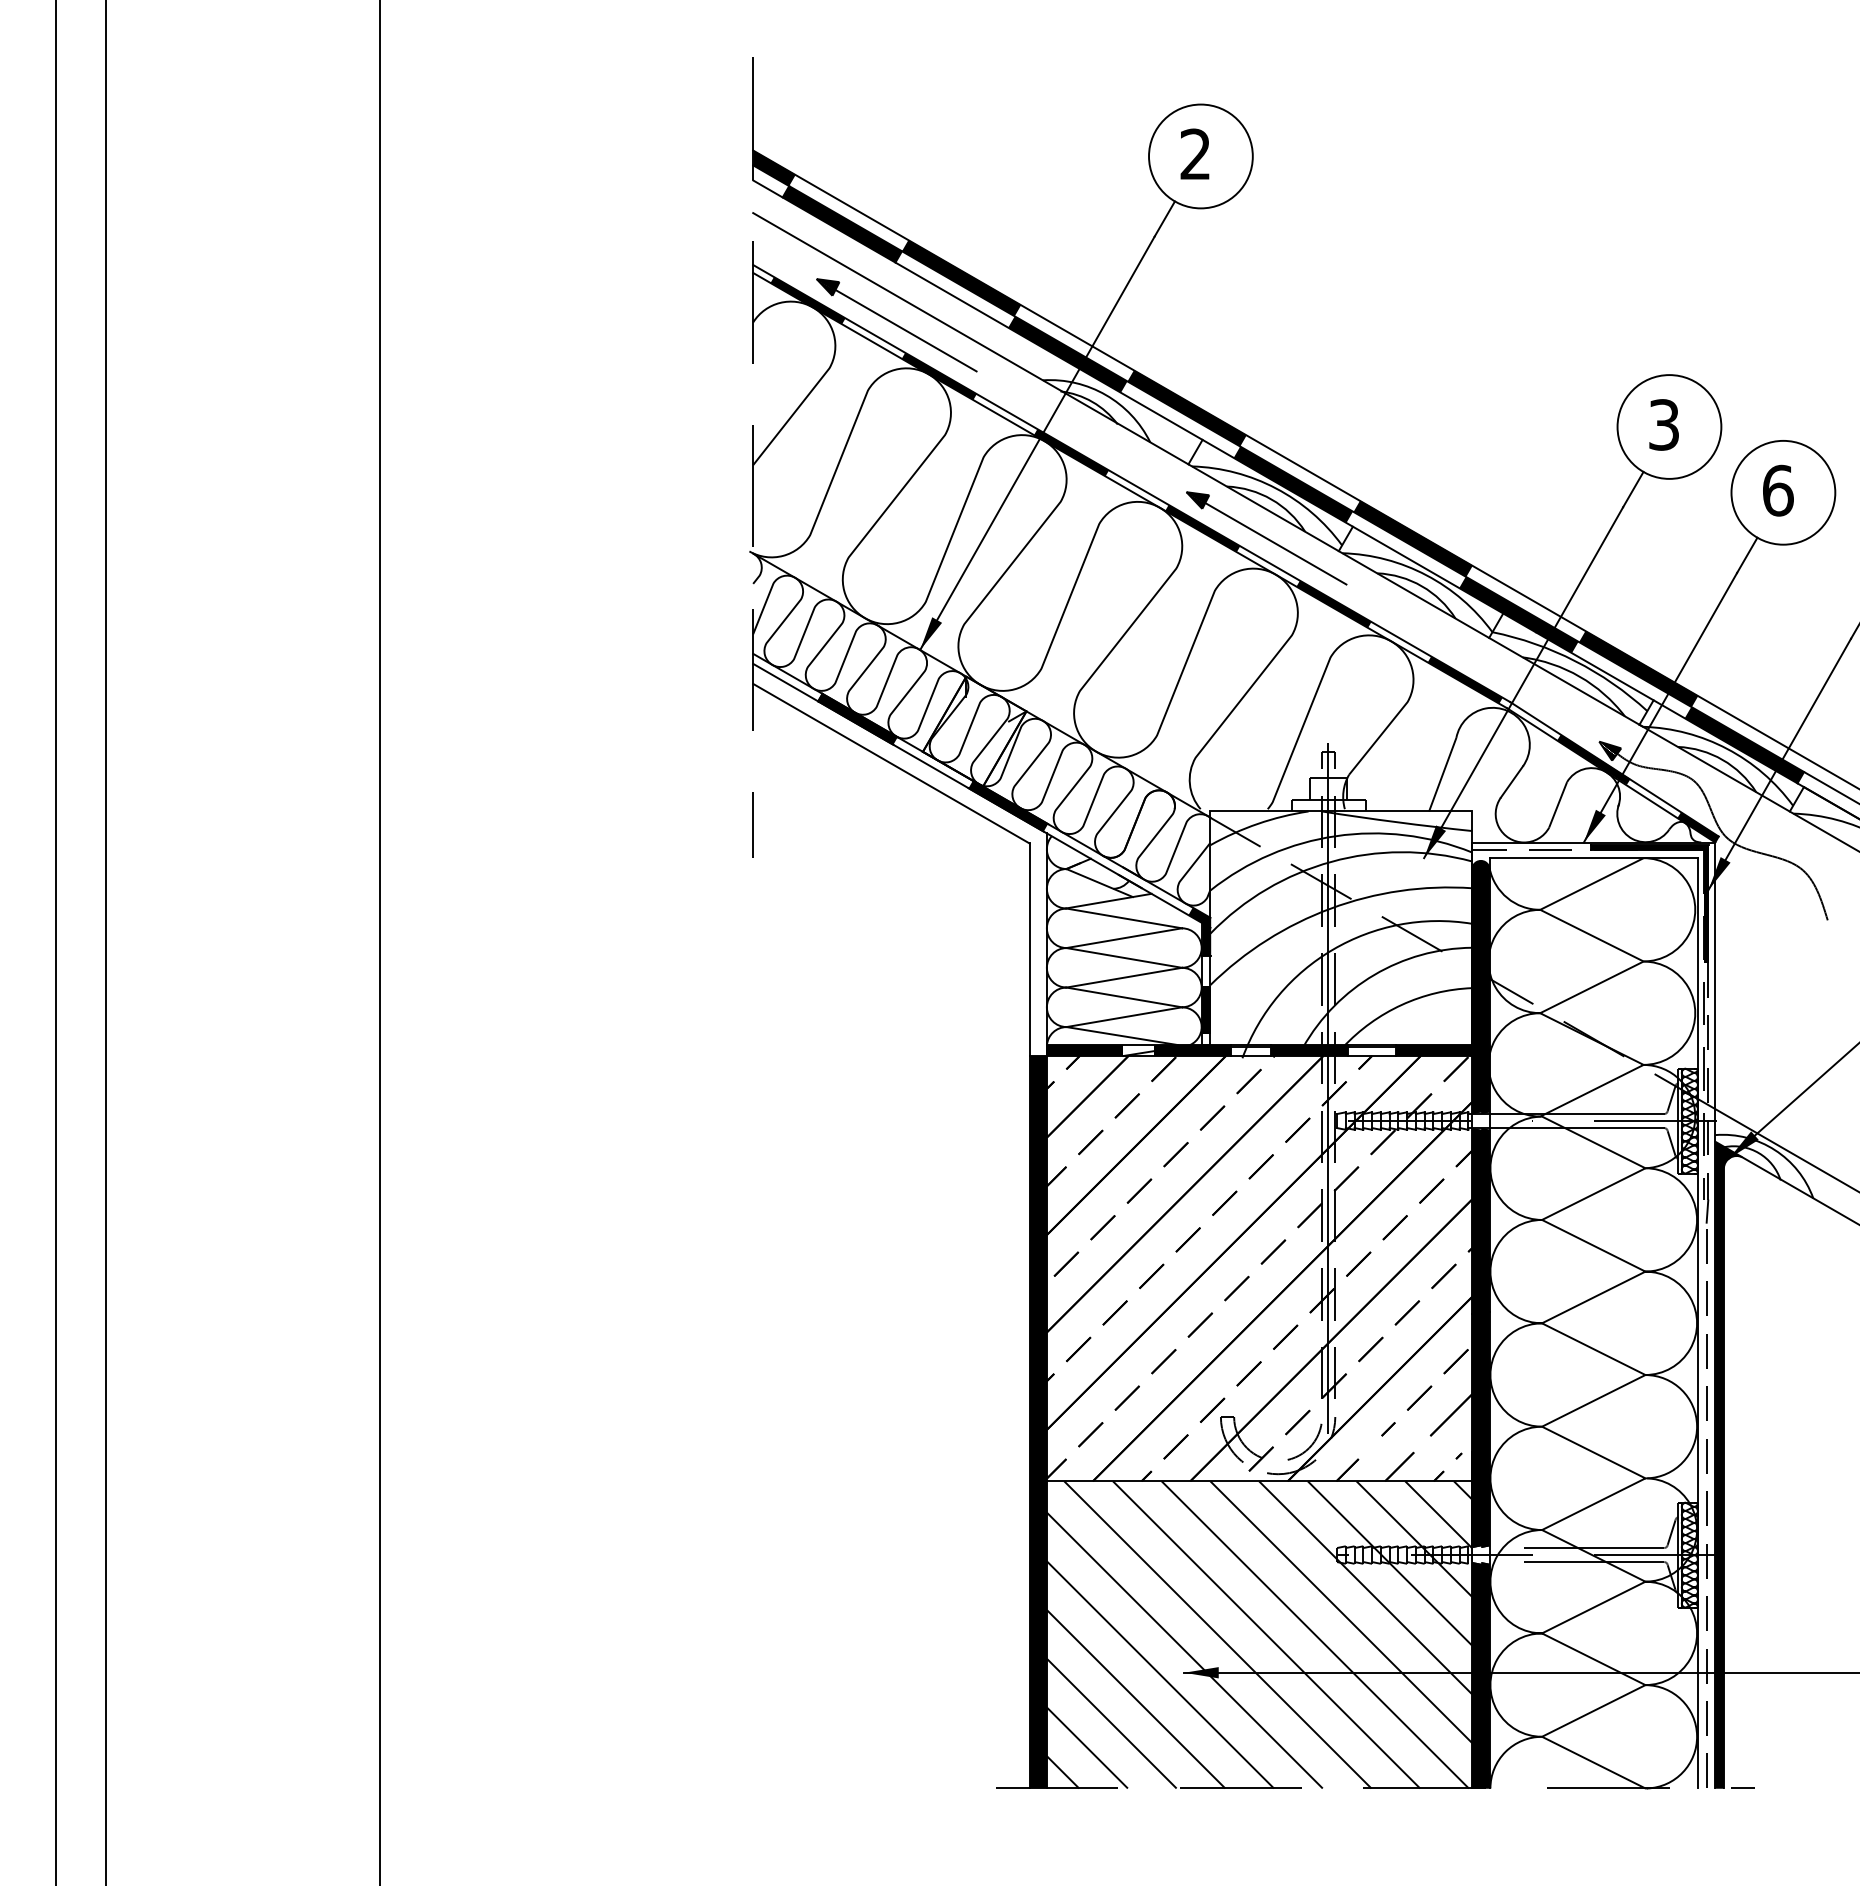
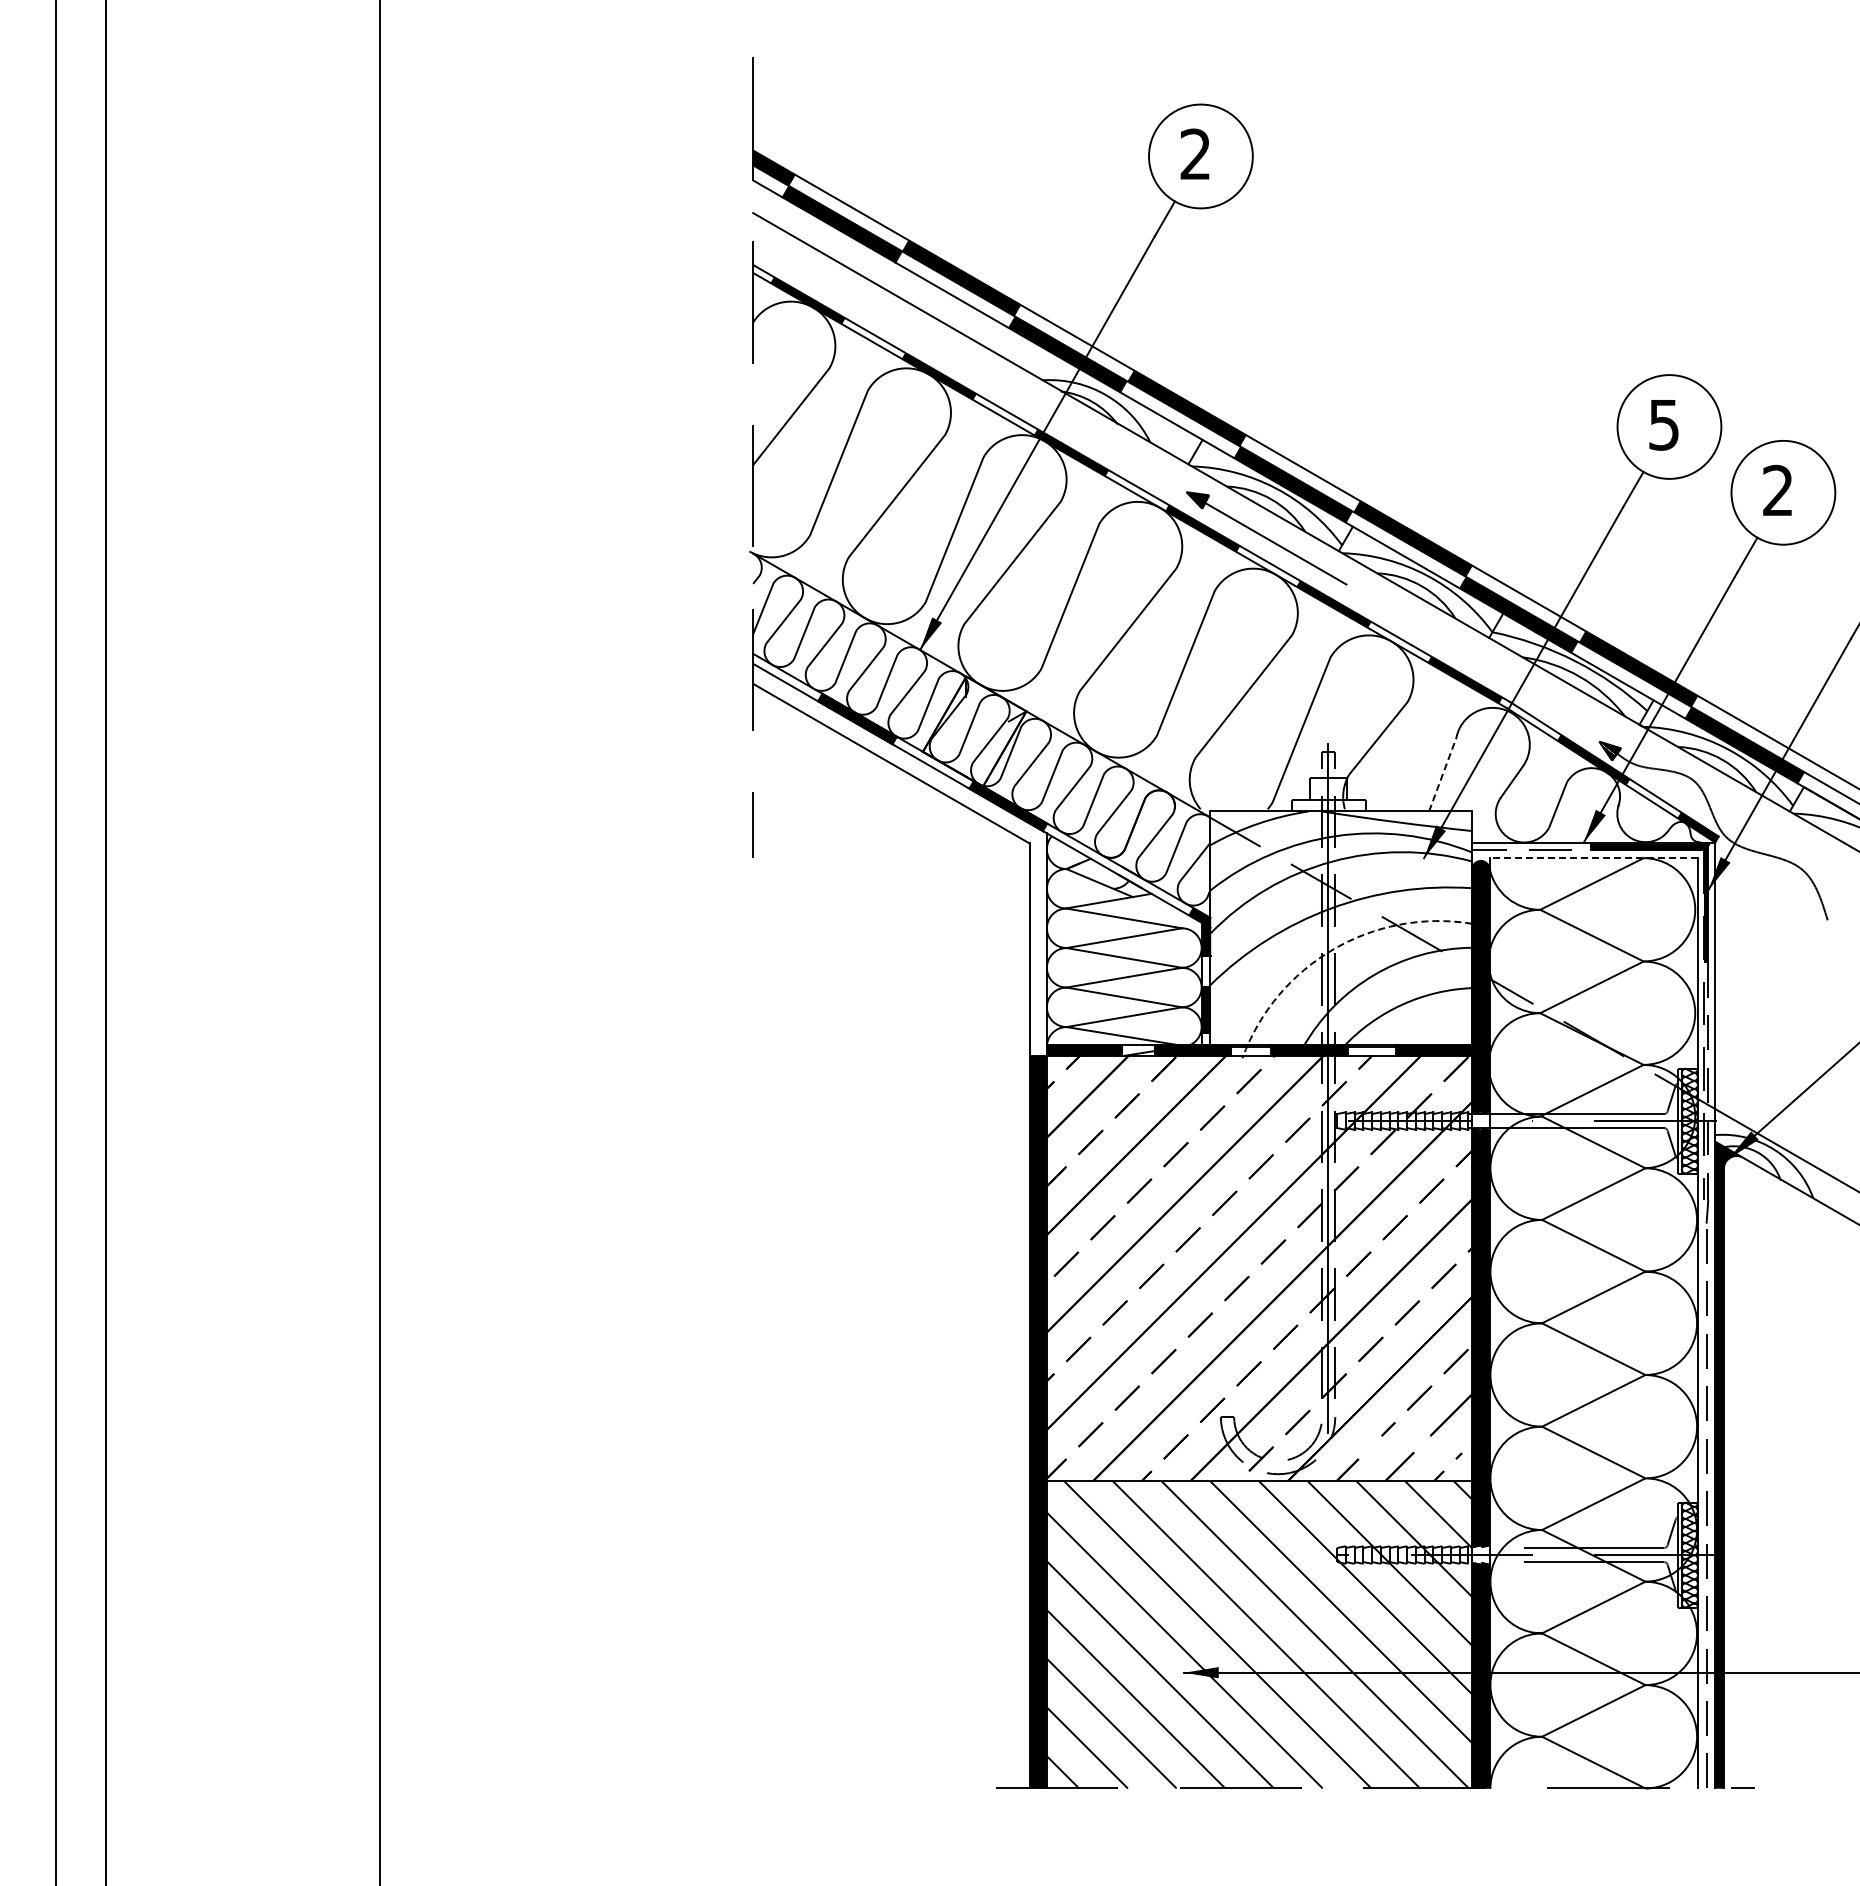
part: present -> none (896, 325)
text: 3 -> 5 (1663, 424)
text: 6 -> 2 (1778, 490)
line: solid -> dashed (1442, 774)
line: solid -> dashed (1593, 858)
arc: solid -> dashed (1333, 949)
